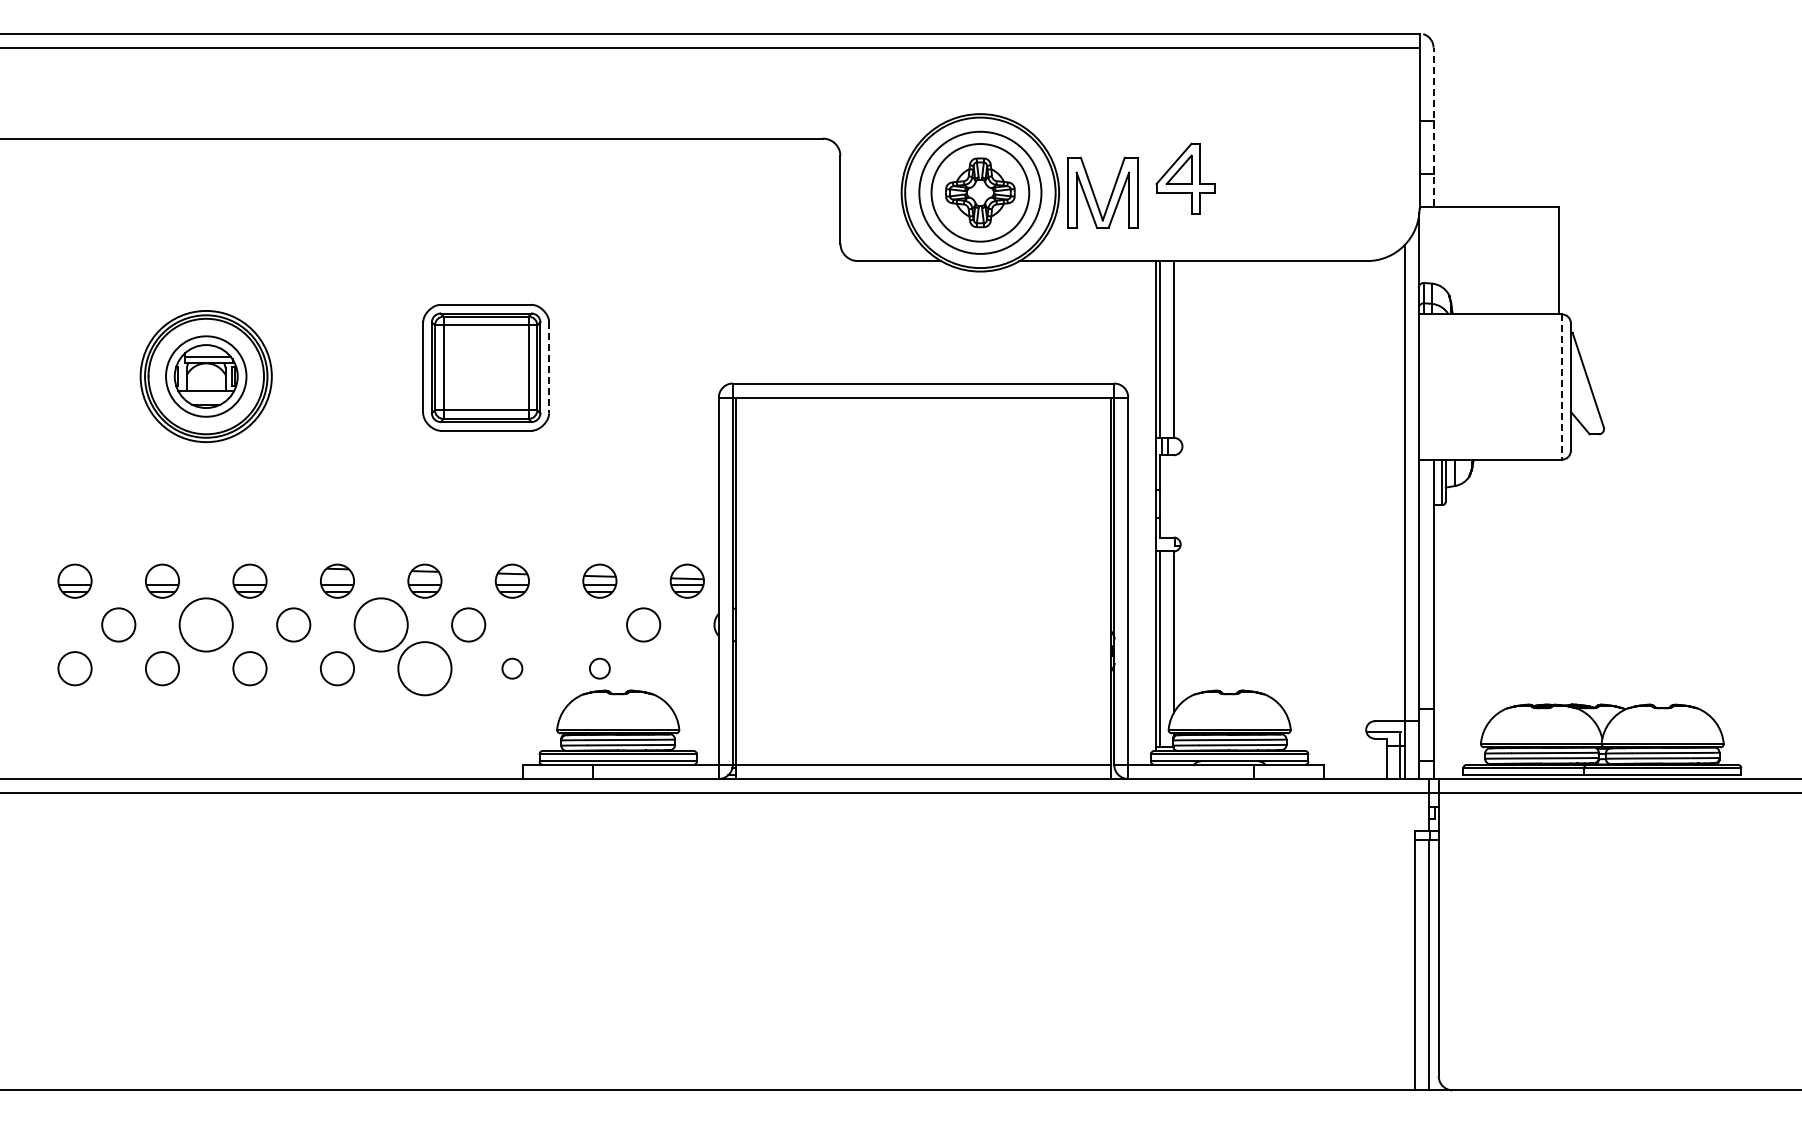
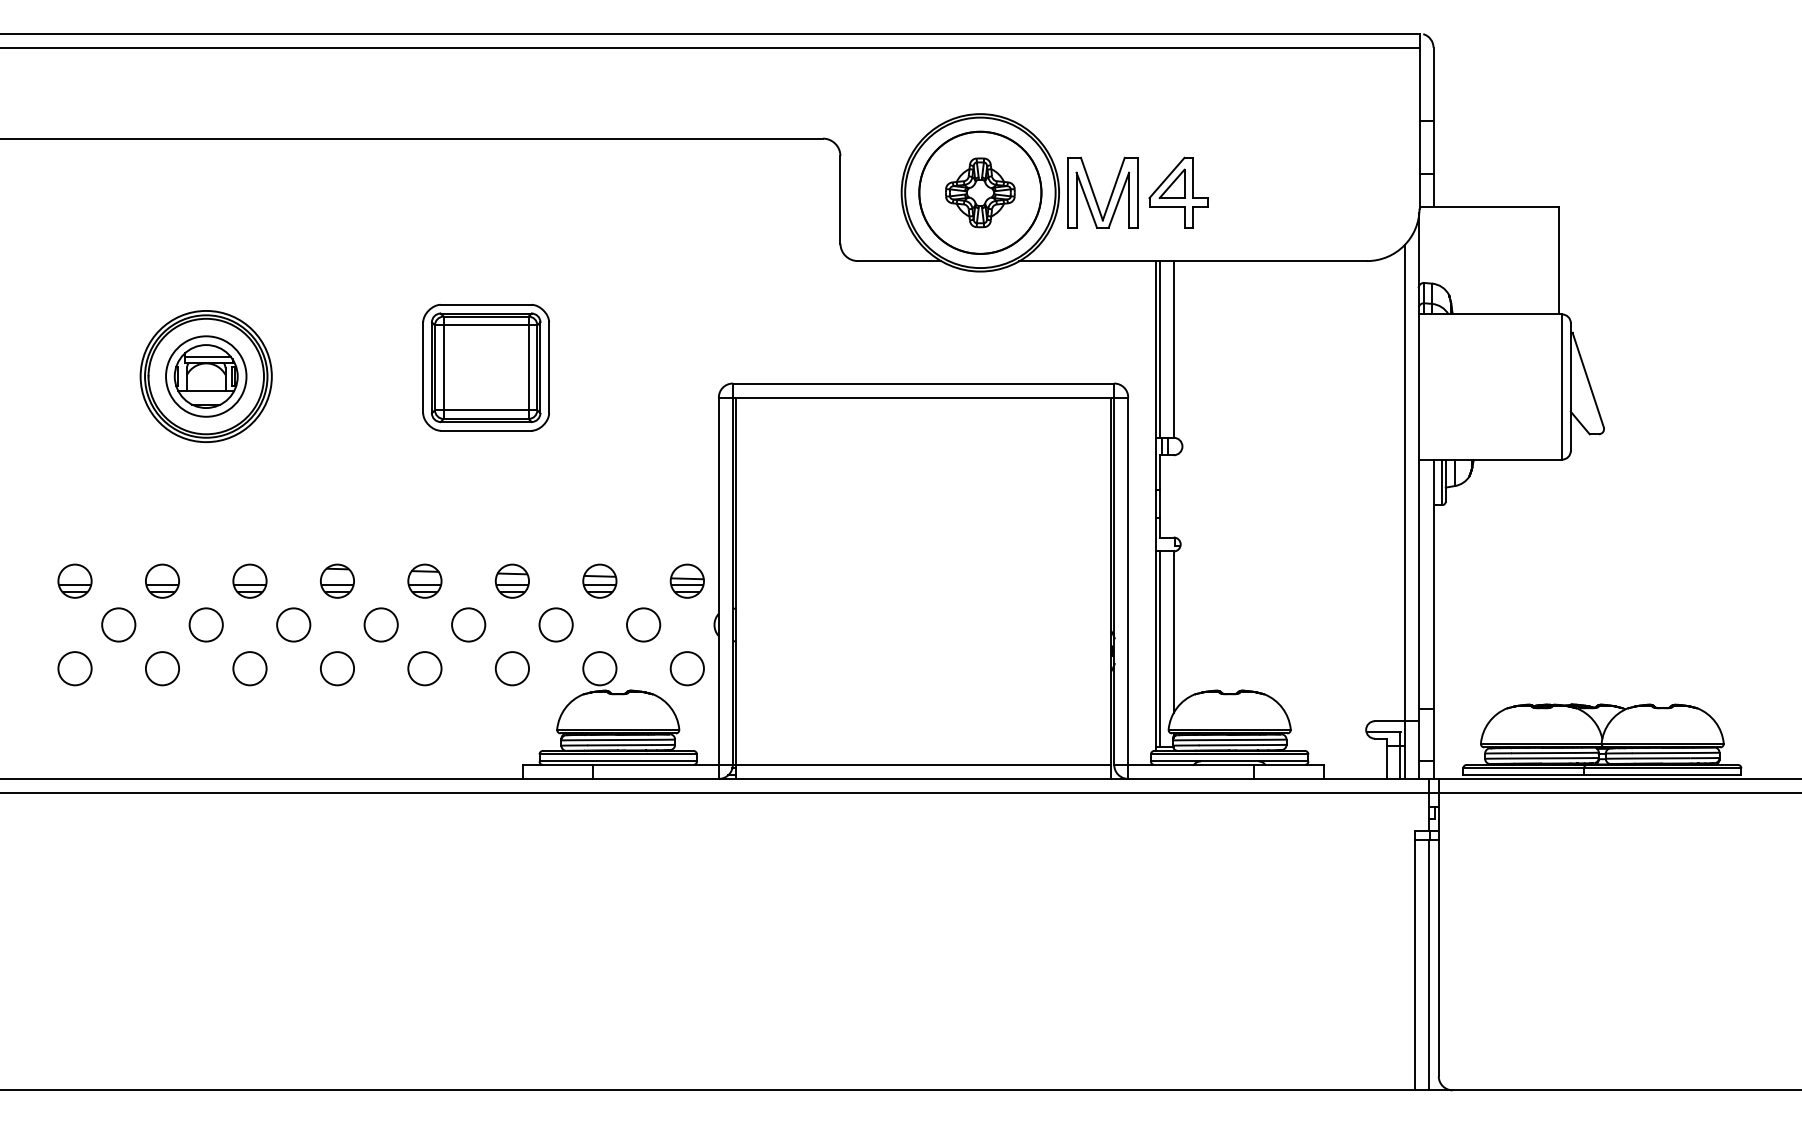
line: dashed -> solid (1433, 126)
part position: (1185, 178) -> (1178, 192) (1178, 192)
circle diameter: 98 px -> 122 px (980, 192)
line: dashed -> solid (549, 368)
line: dashed -> solid (1562, 387)
circle diameter: 53 px -> 33 px (205, 624)
circle diameter: 53 px -> 33 px (380, 624)
circle: none -> present (555, 624)
circle diameter: 53 px -> 33 px (424, 668)
circle diameter: 20 px -> 33 px (512, 668)
circle diameter: 20 px -> 33 px (599, 668)
circle: none -> present (686, 668)
